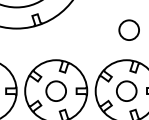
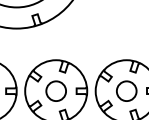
circle: present -> none (128, 29)
